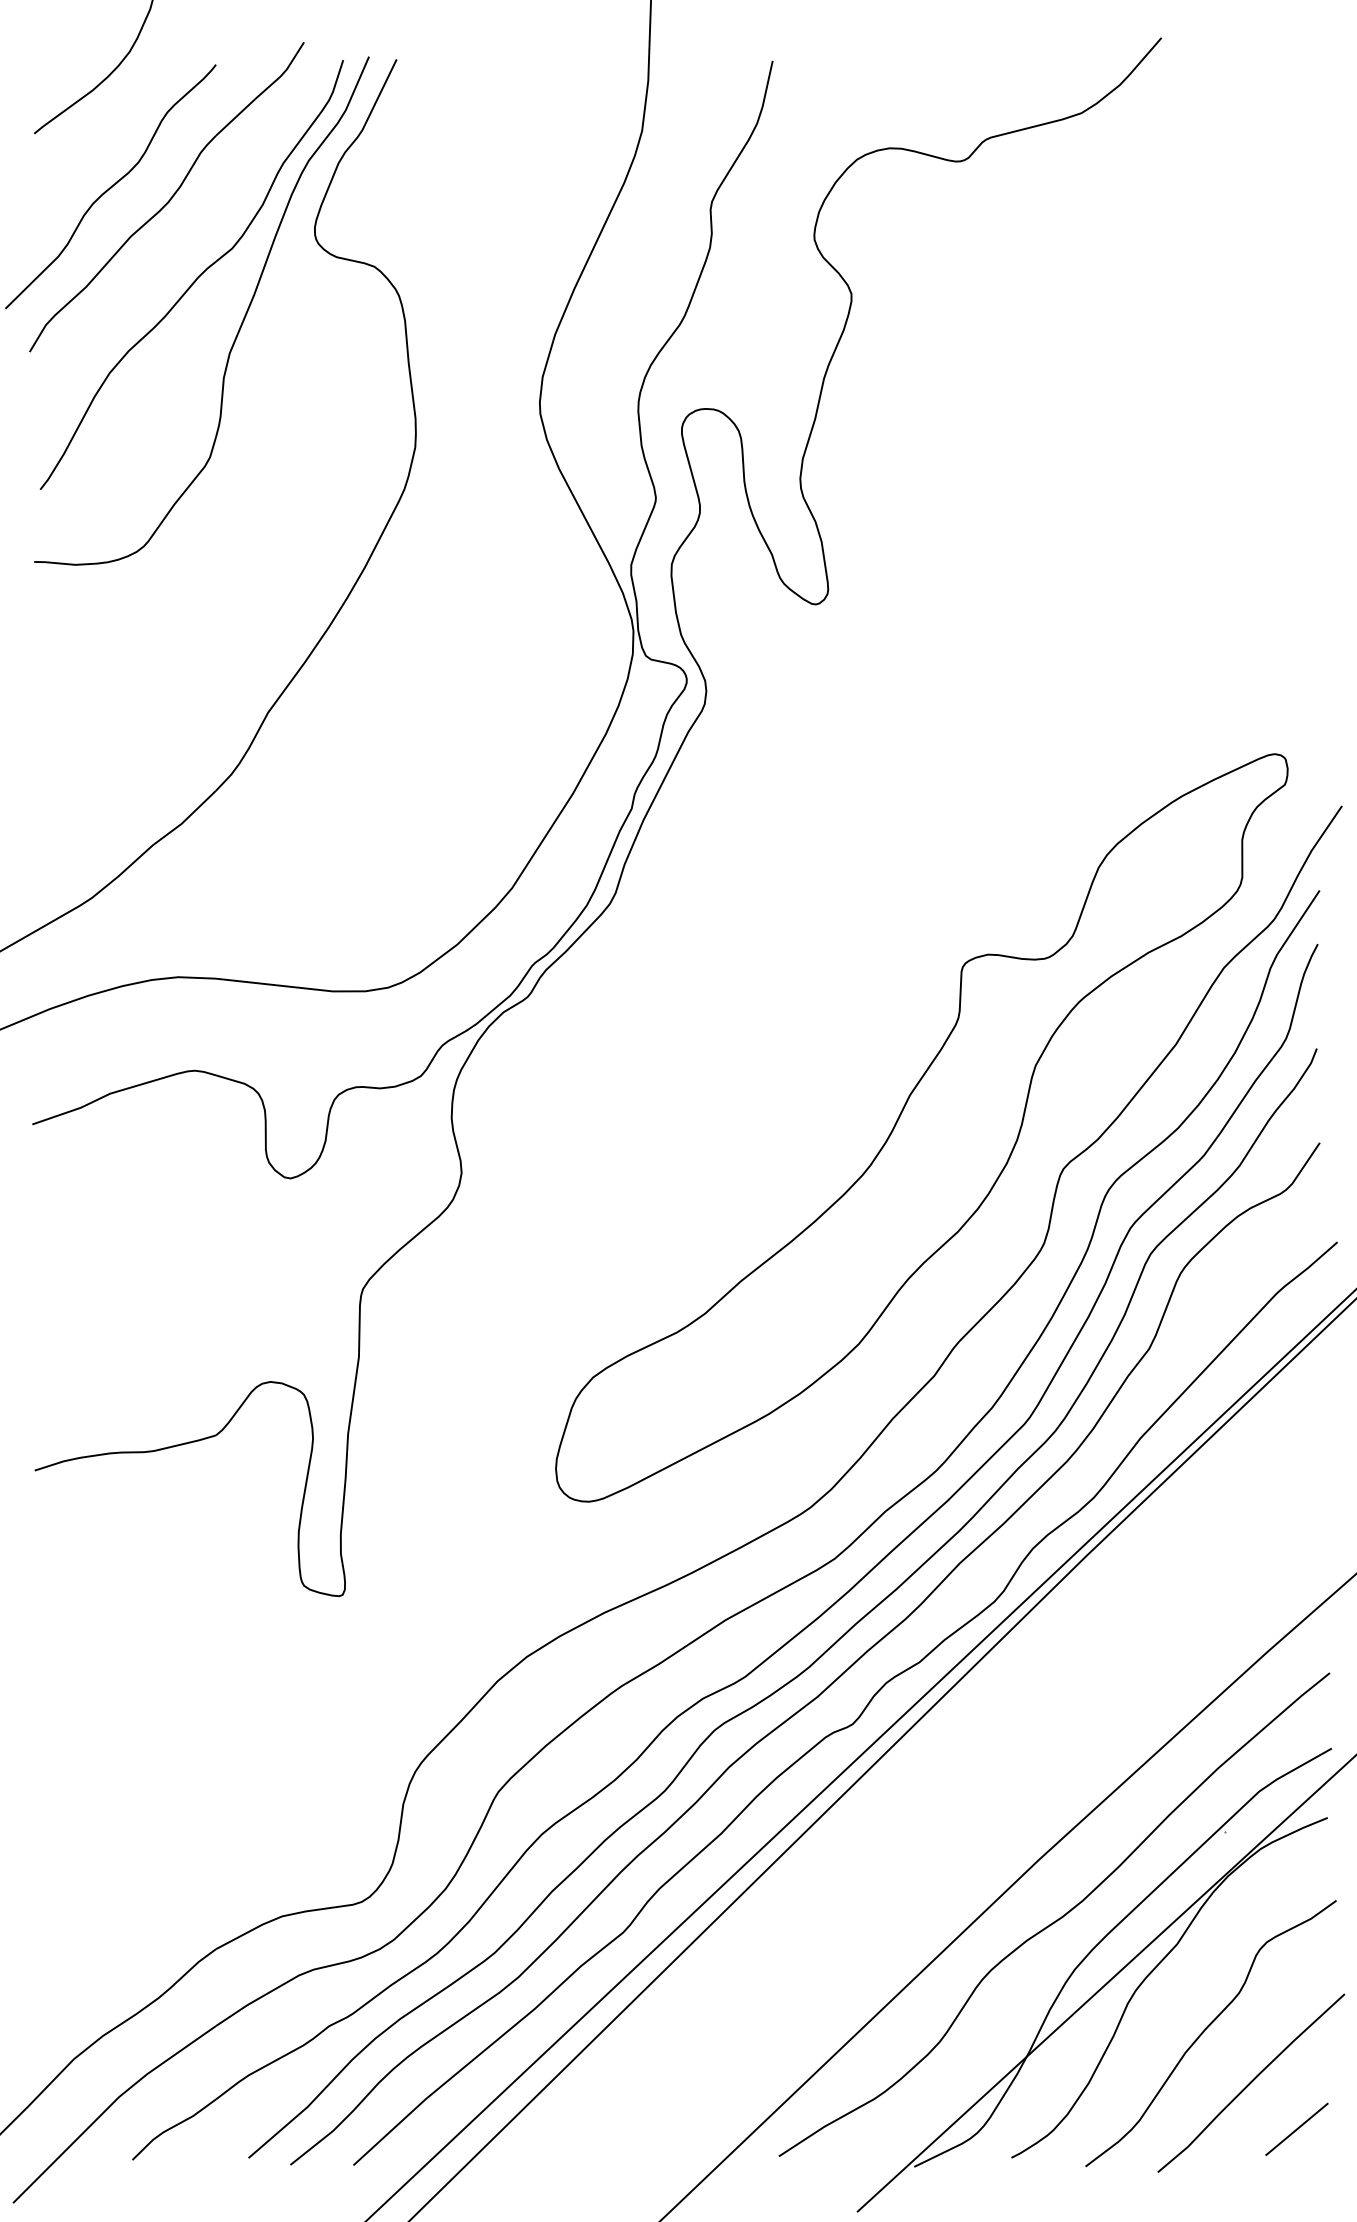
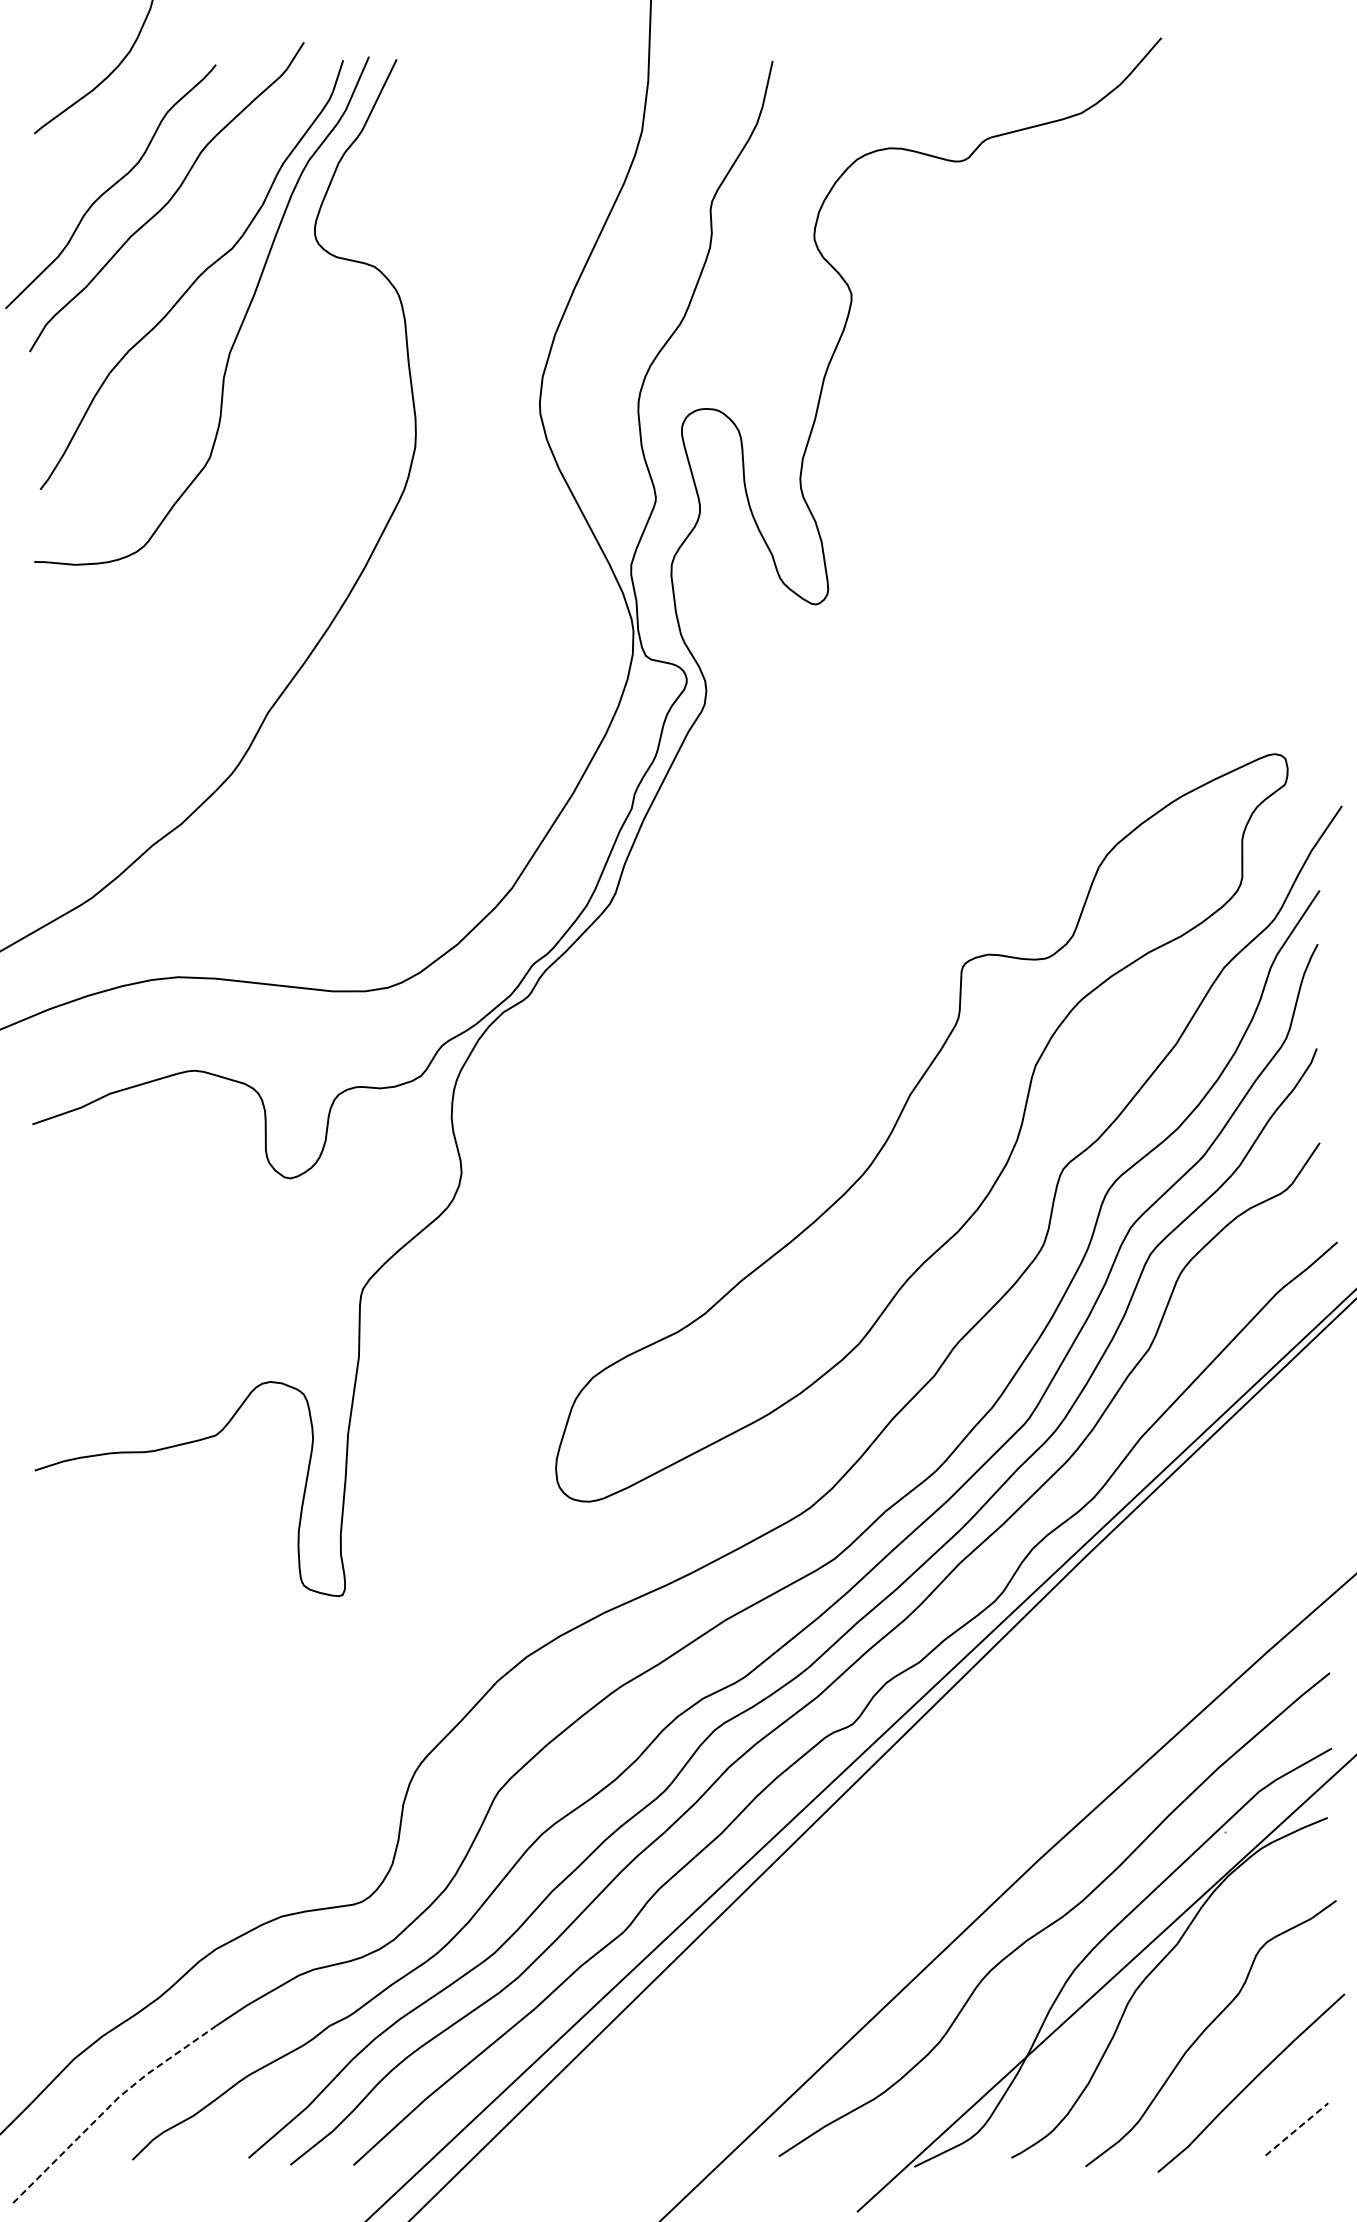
line: solid -> dashed (109, 2106)
line: solid -> dashed (1296, 2129)
